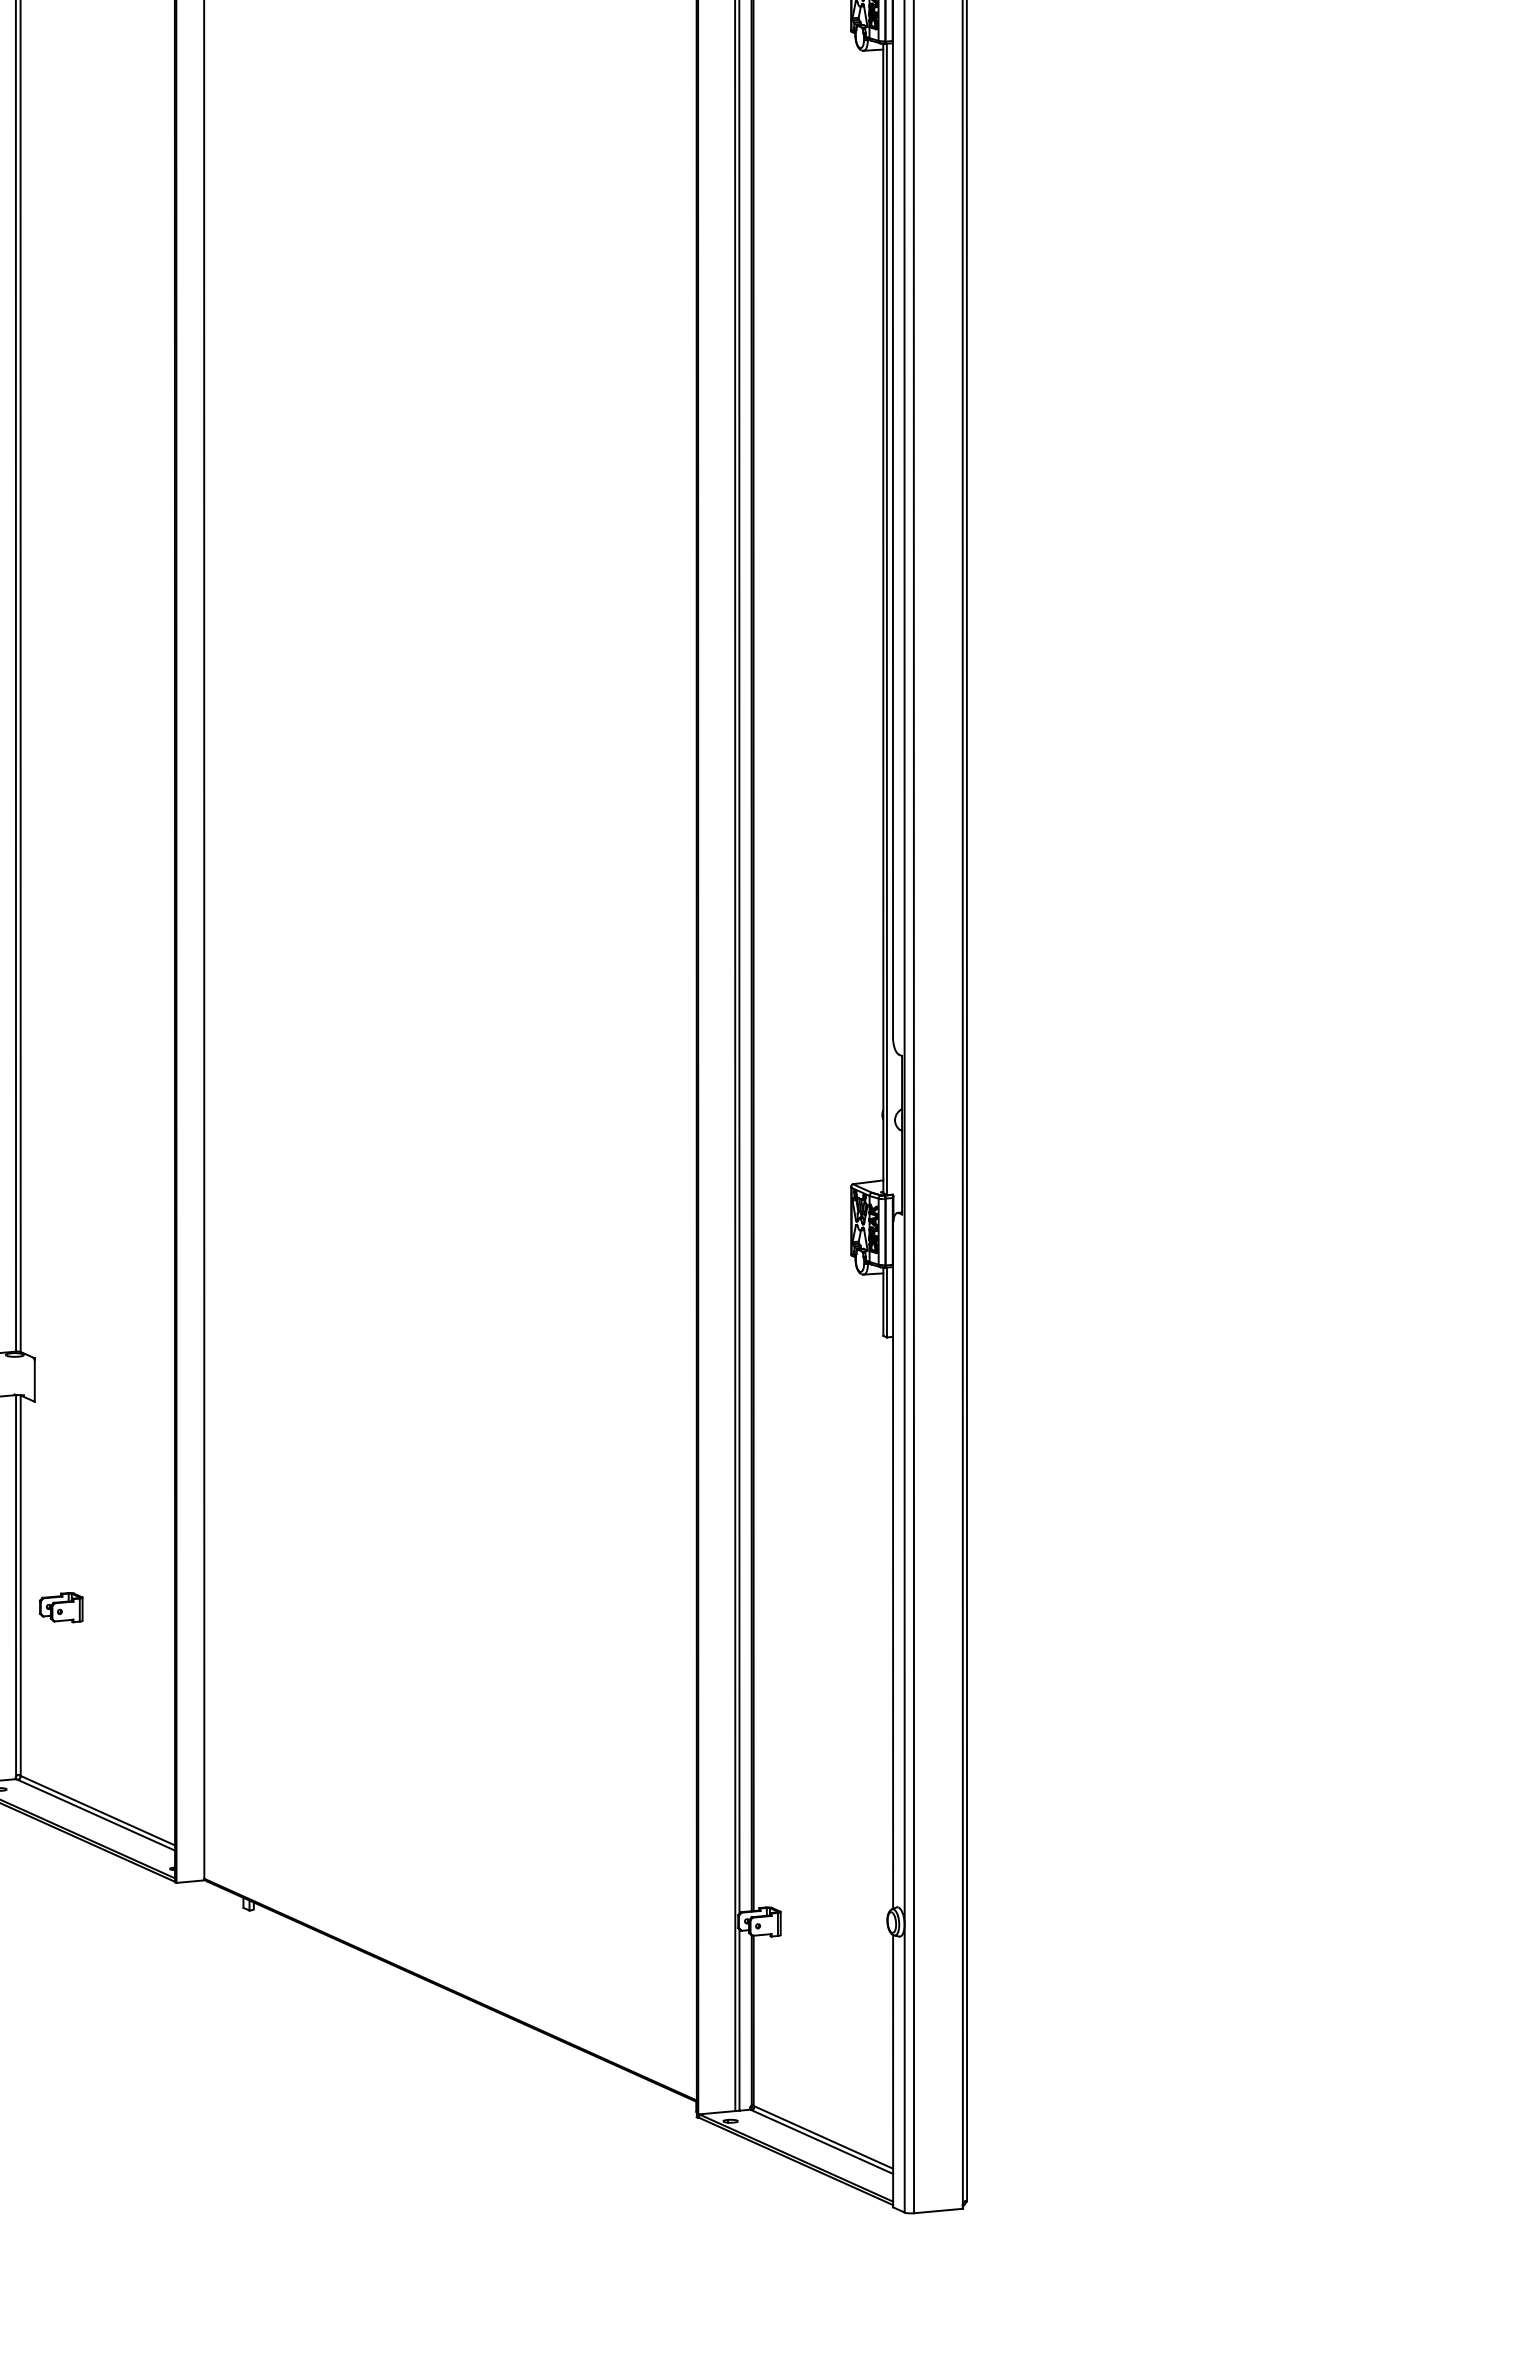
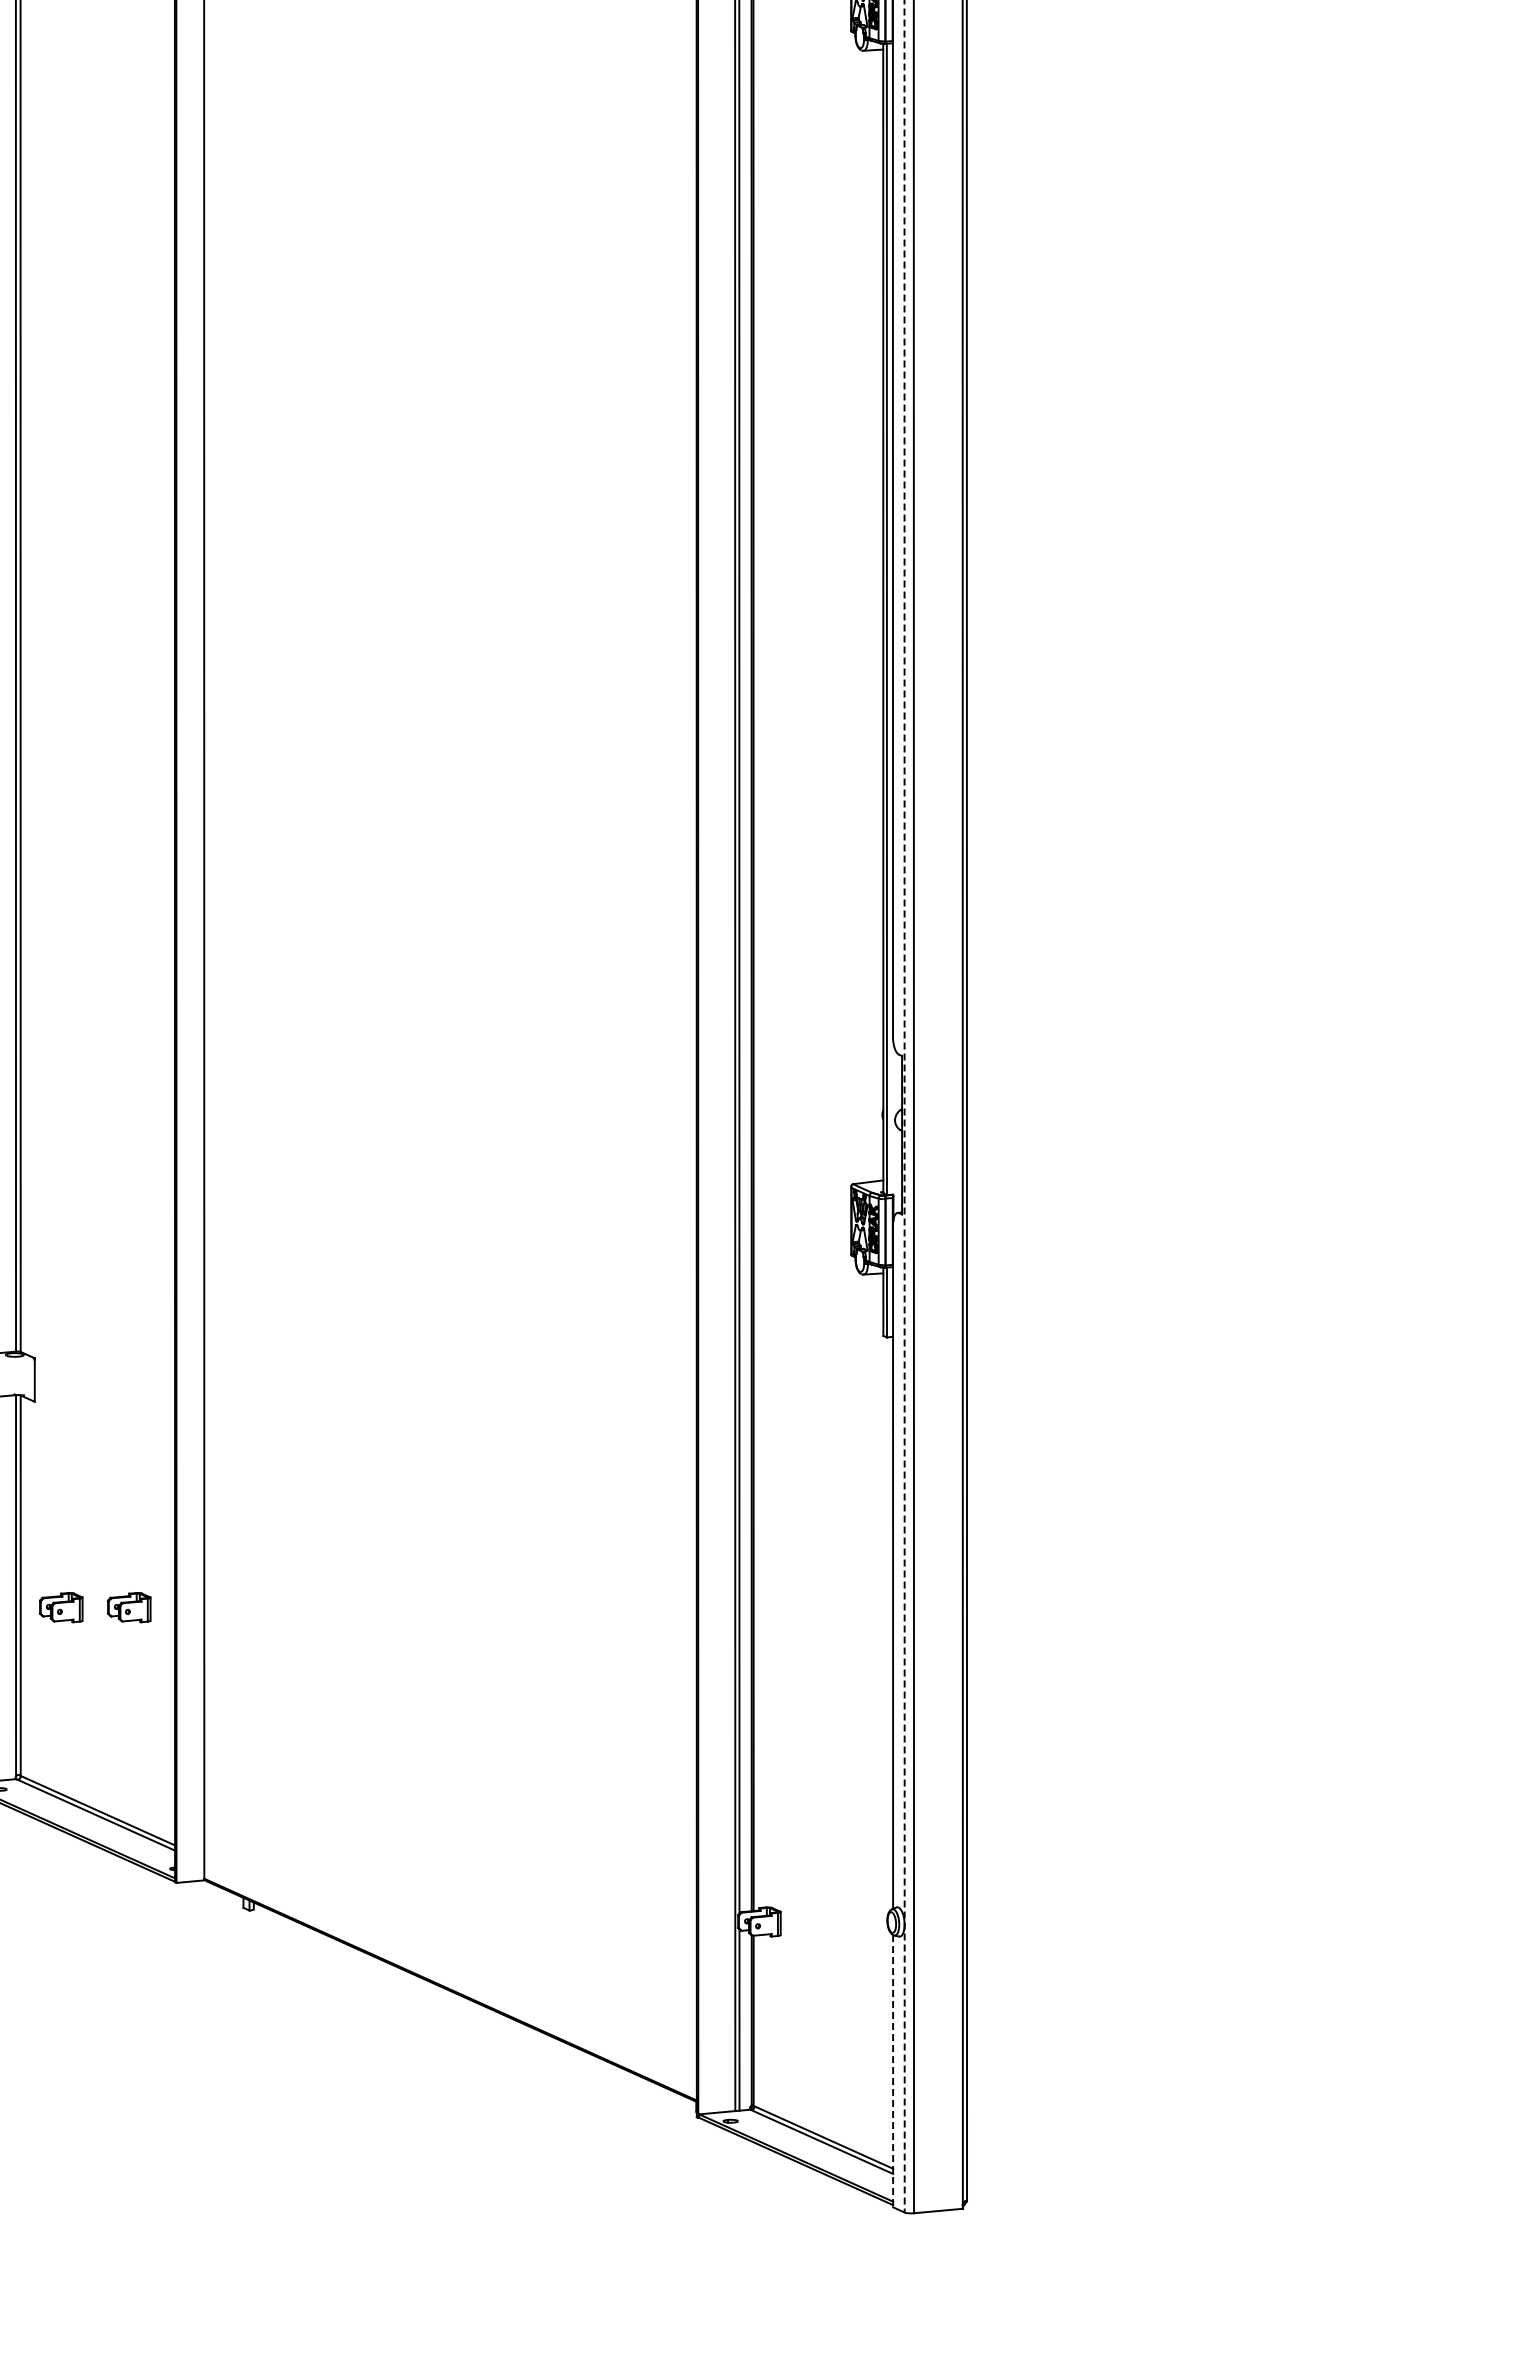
line: solid -> dashed (904, 1107)
part: none -> present (129, 1607)
line: solid -> dashed (893, 2071)
